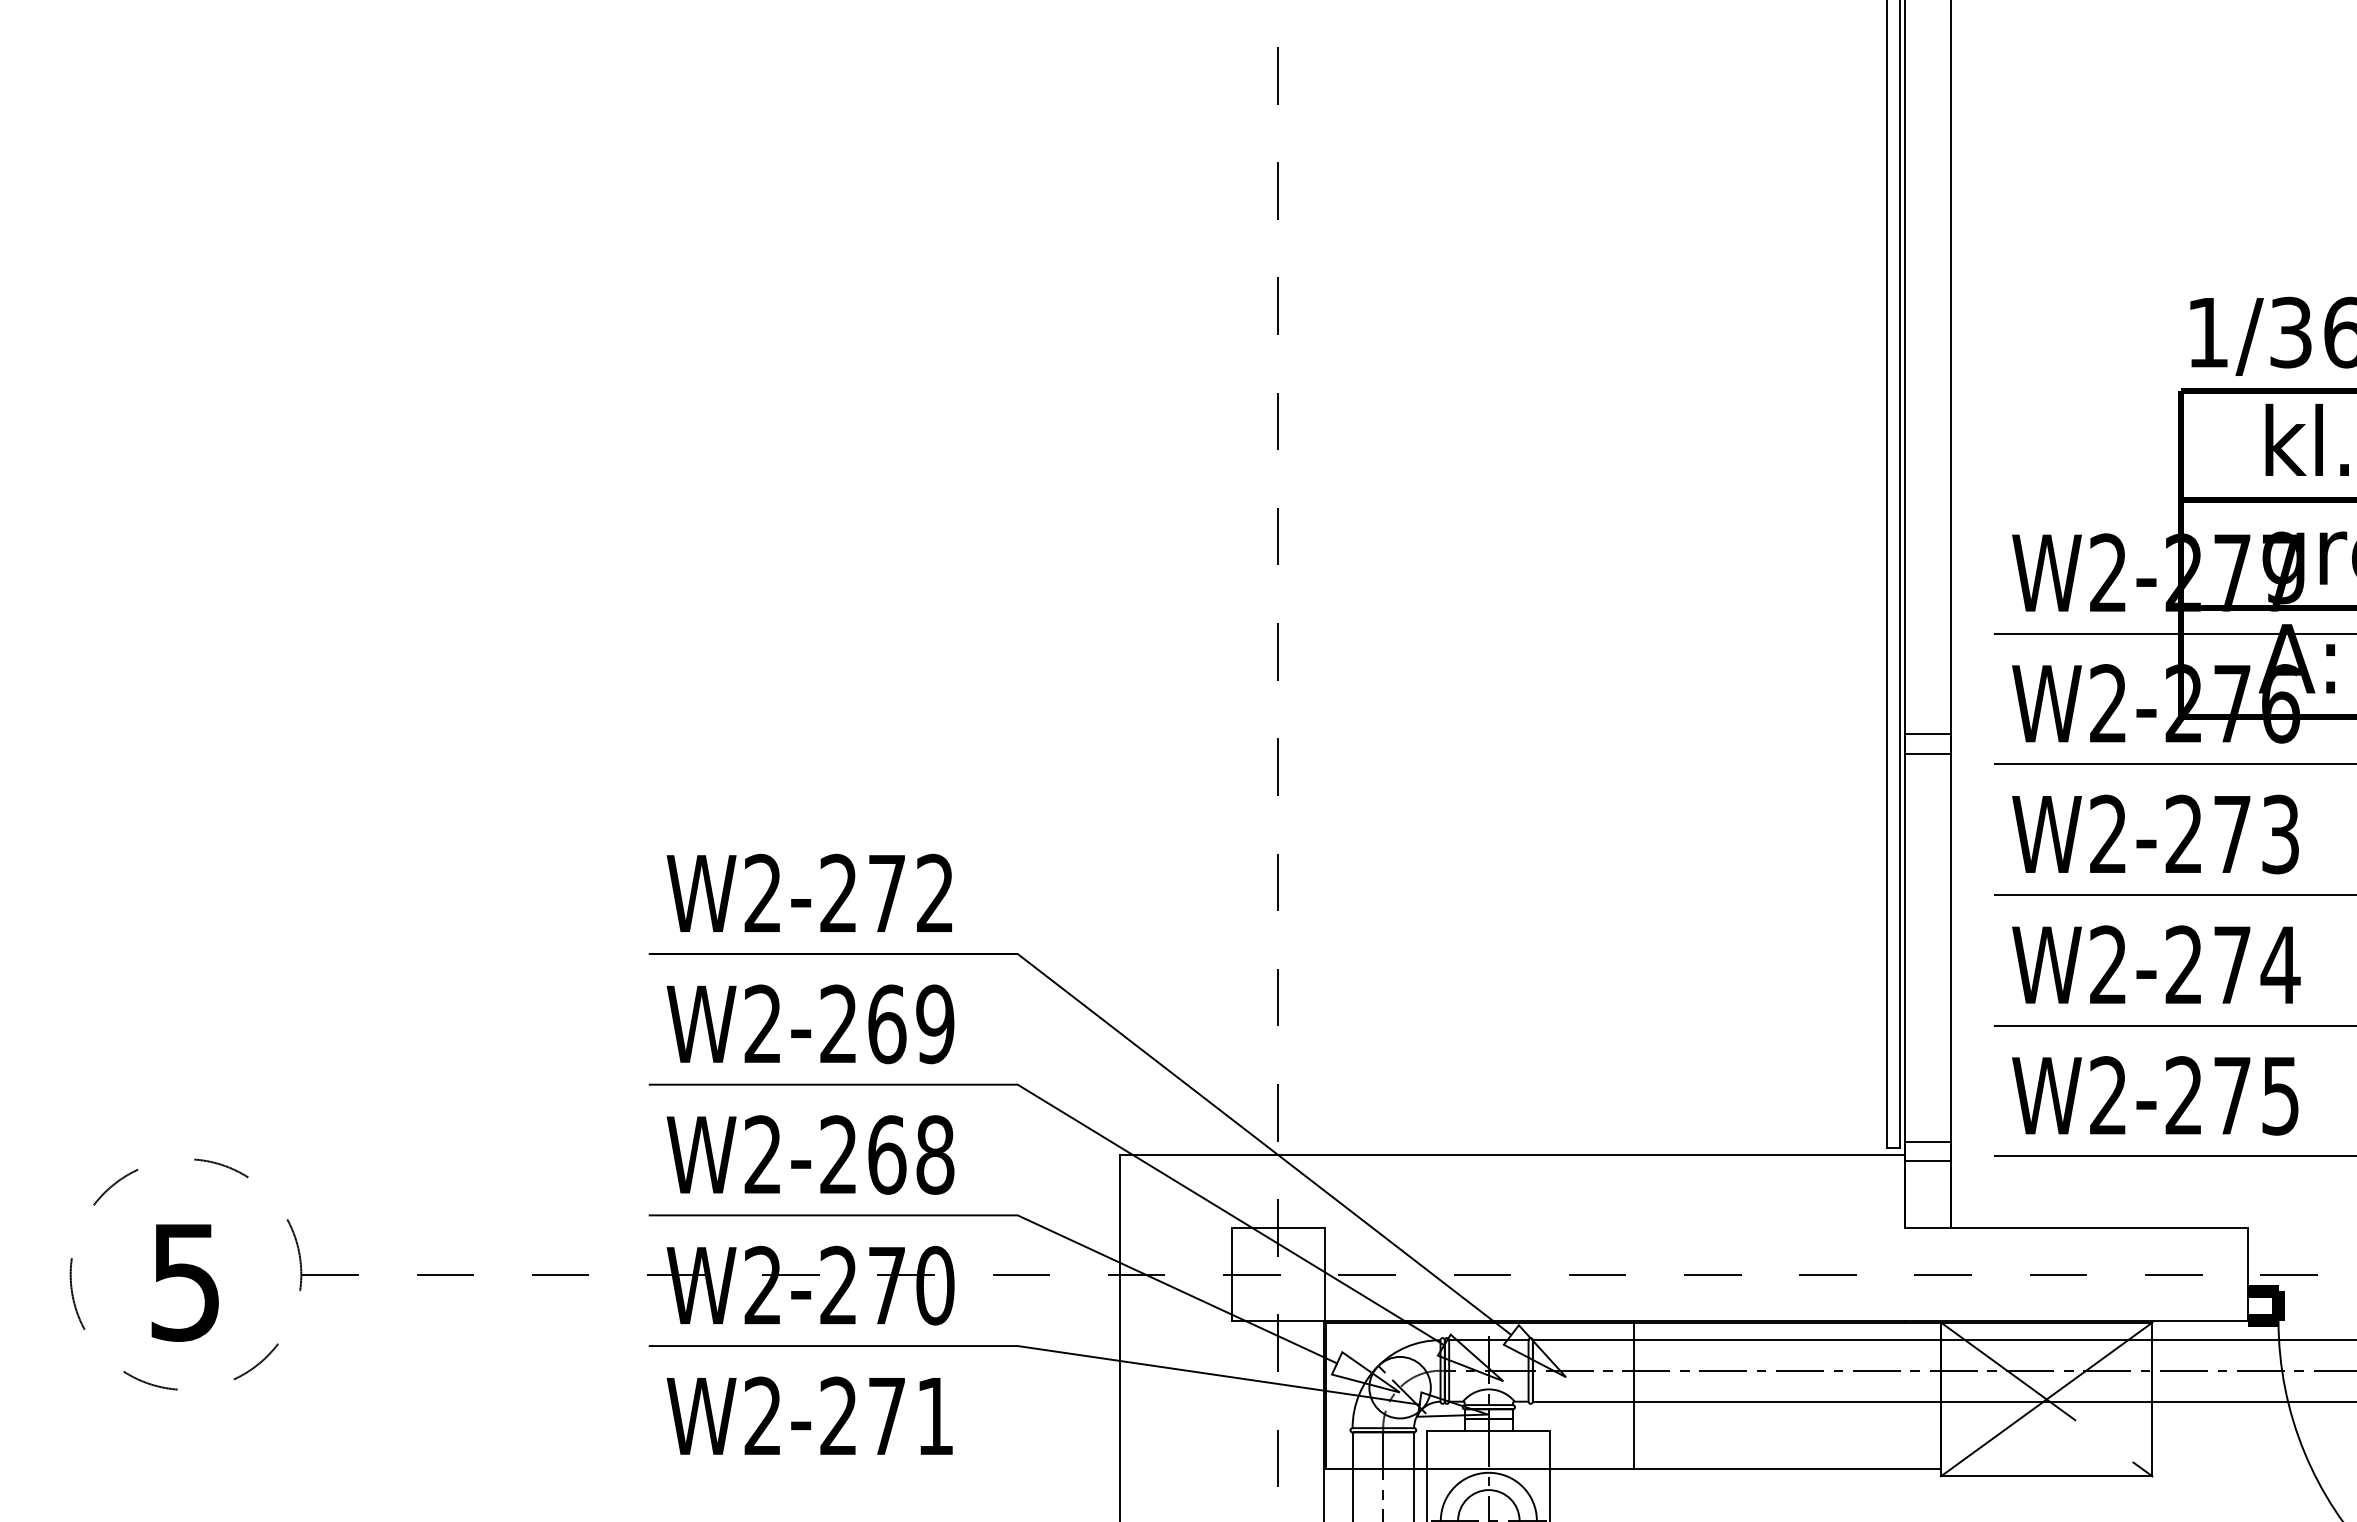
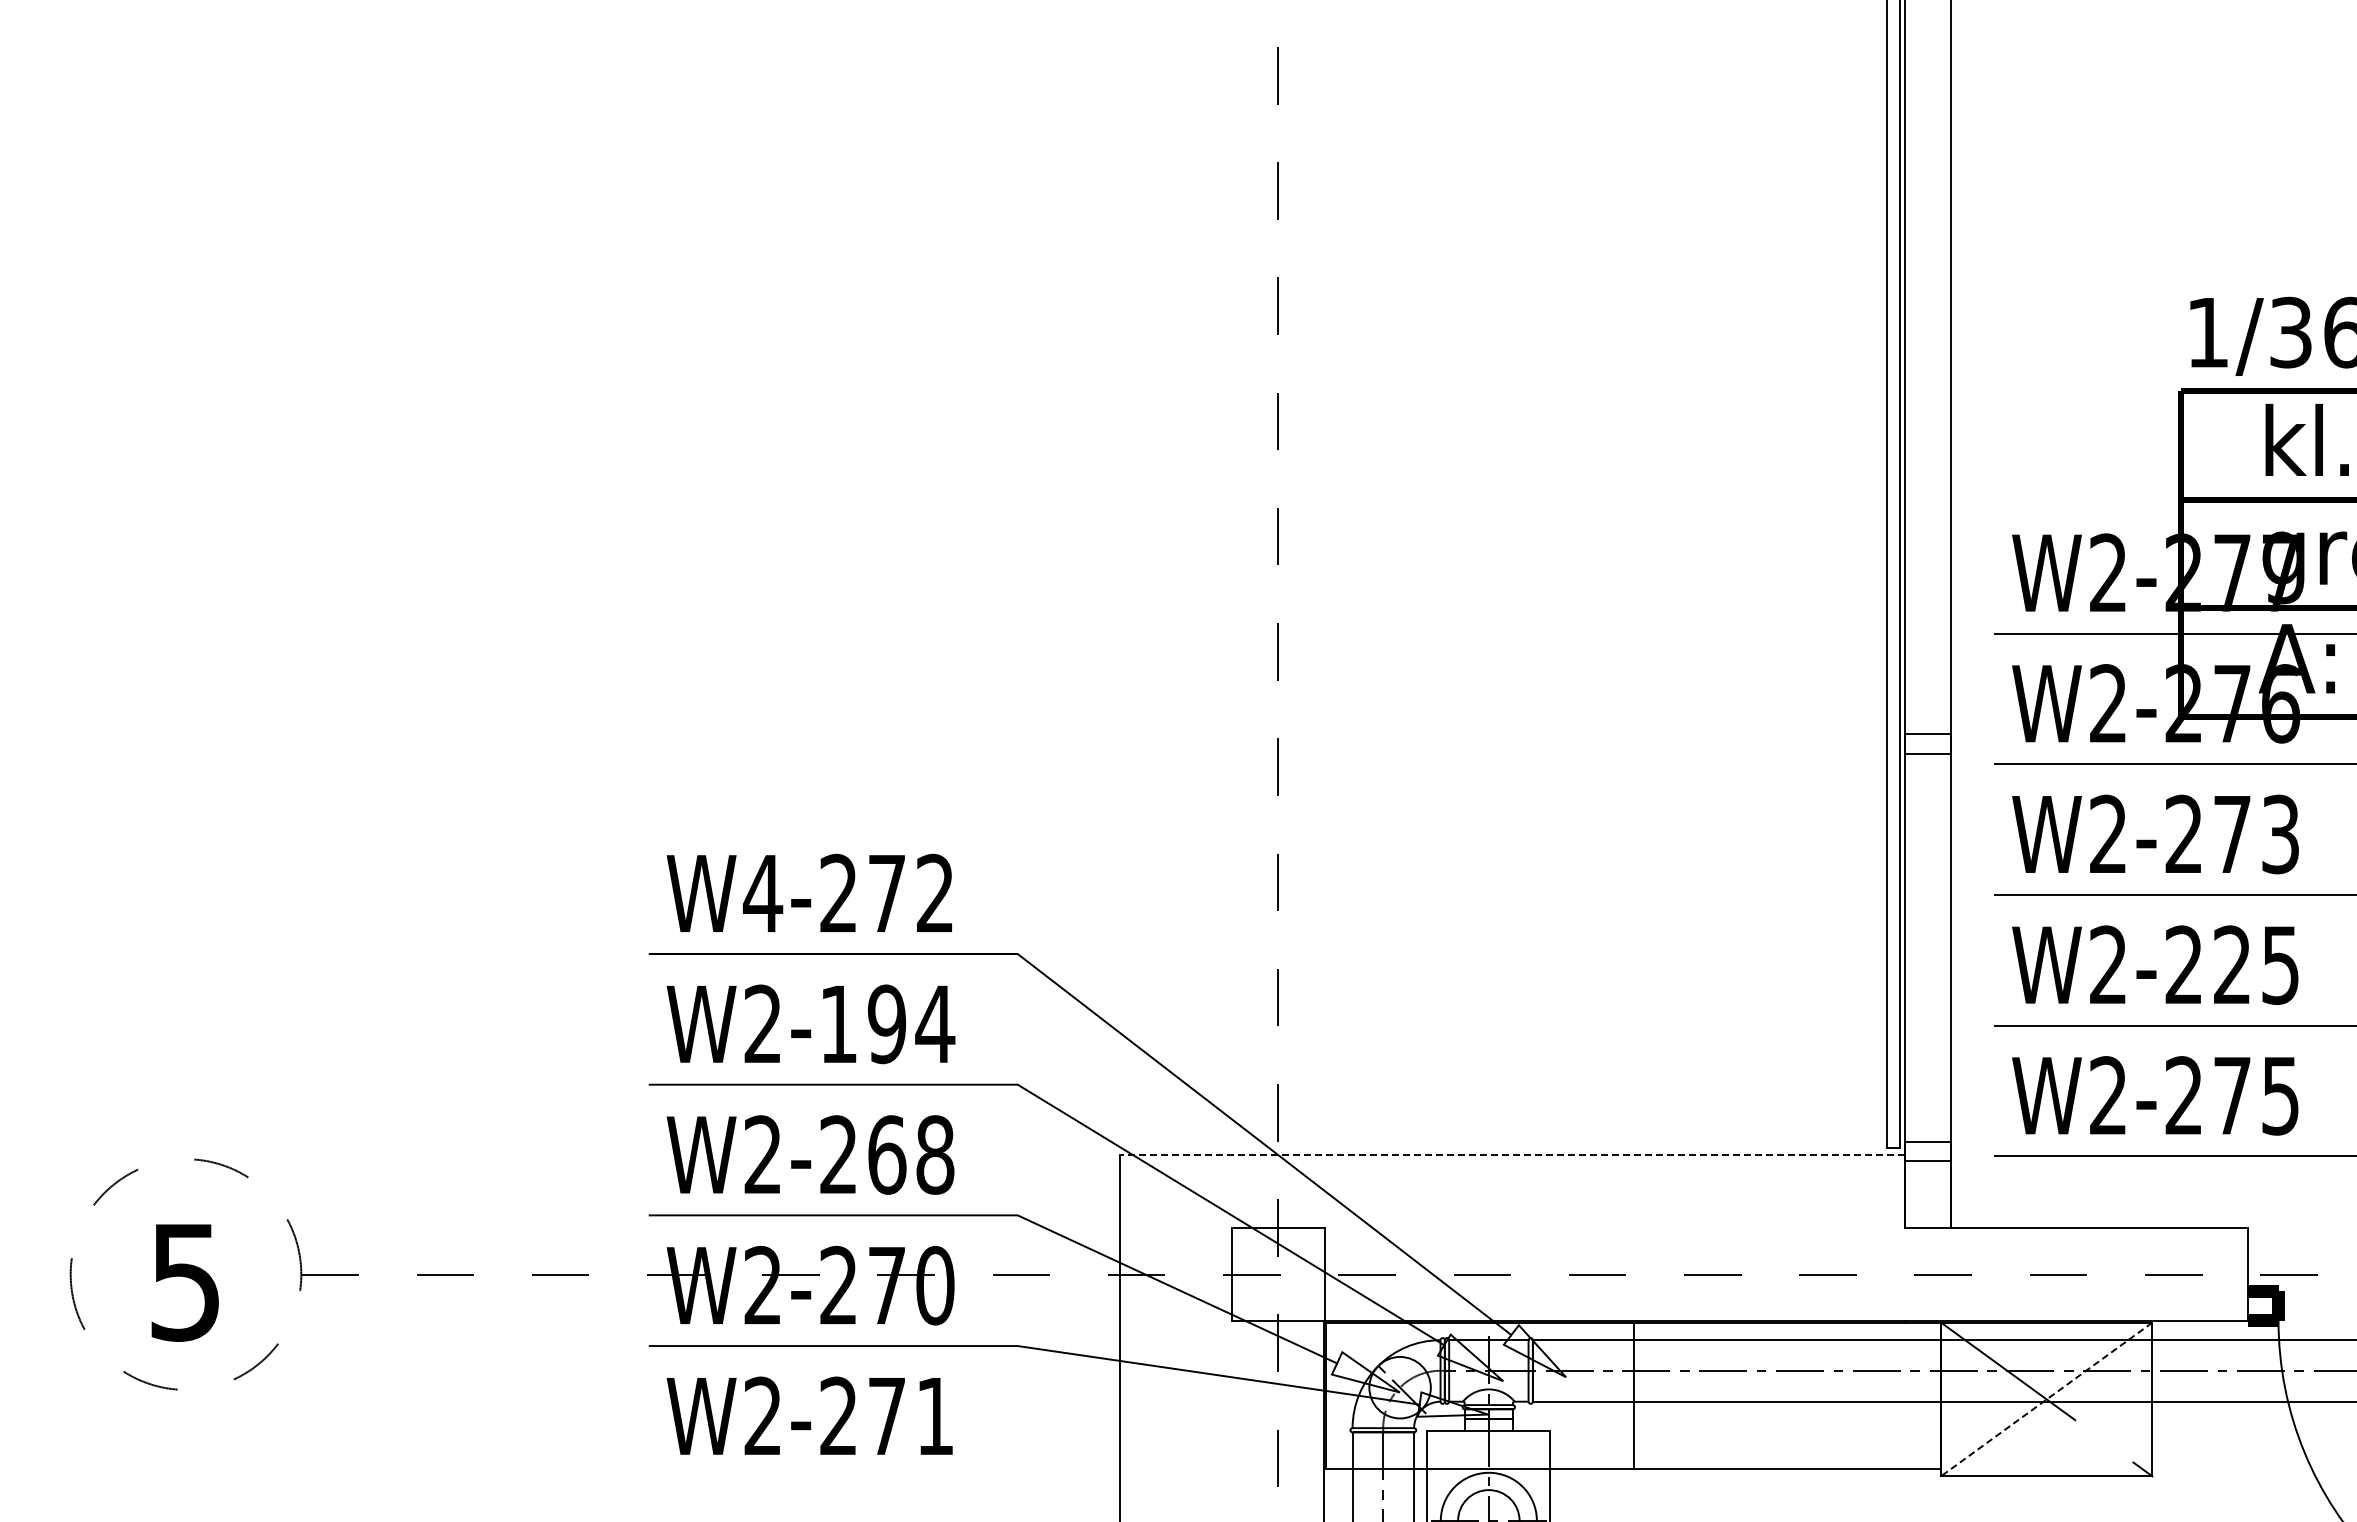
text: W2-272 -> W4-272 (762, 892)
text: W2-274 -> W2-225 (2257, 964)
text: W2-269 -> W2-194 (887, 1024)
line: solid -> dashed (1511, 1155)
line: solid -> dashed (2046, 1399)
